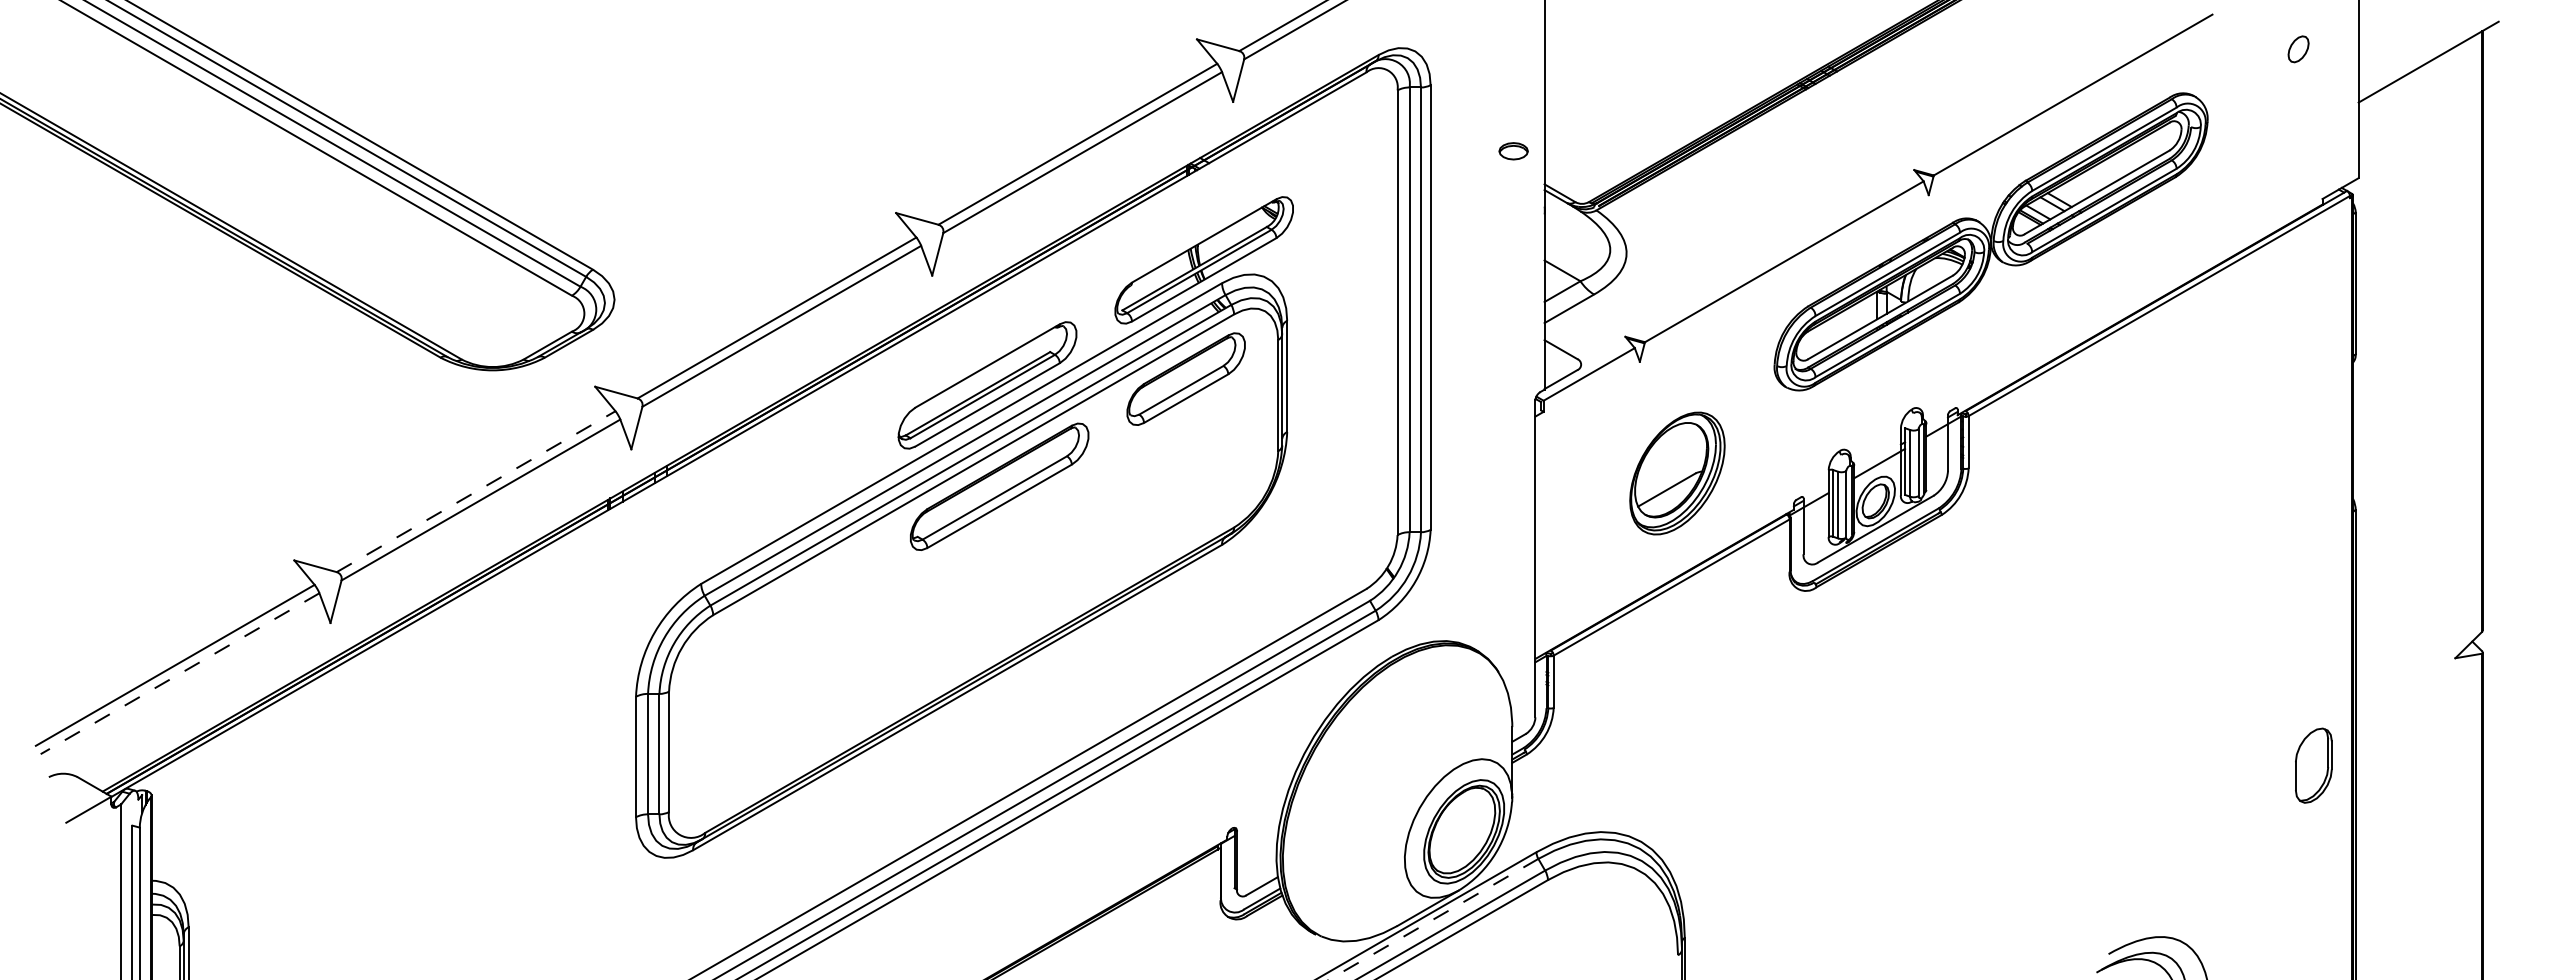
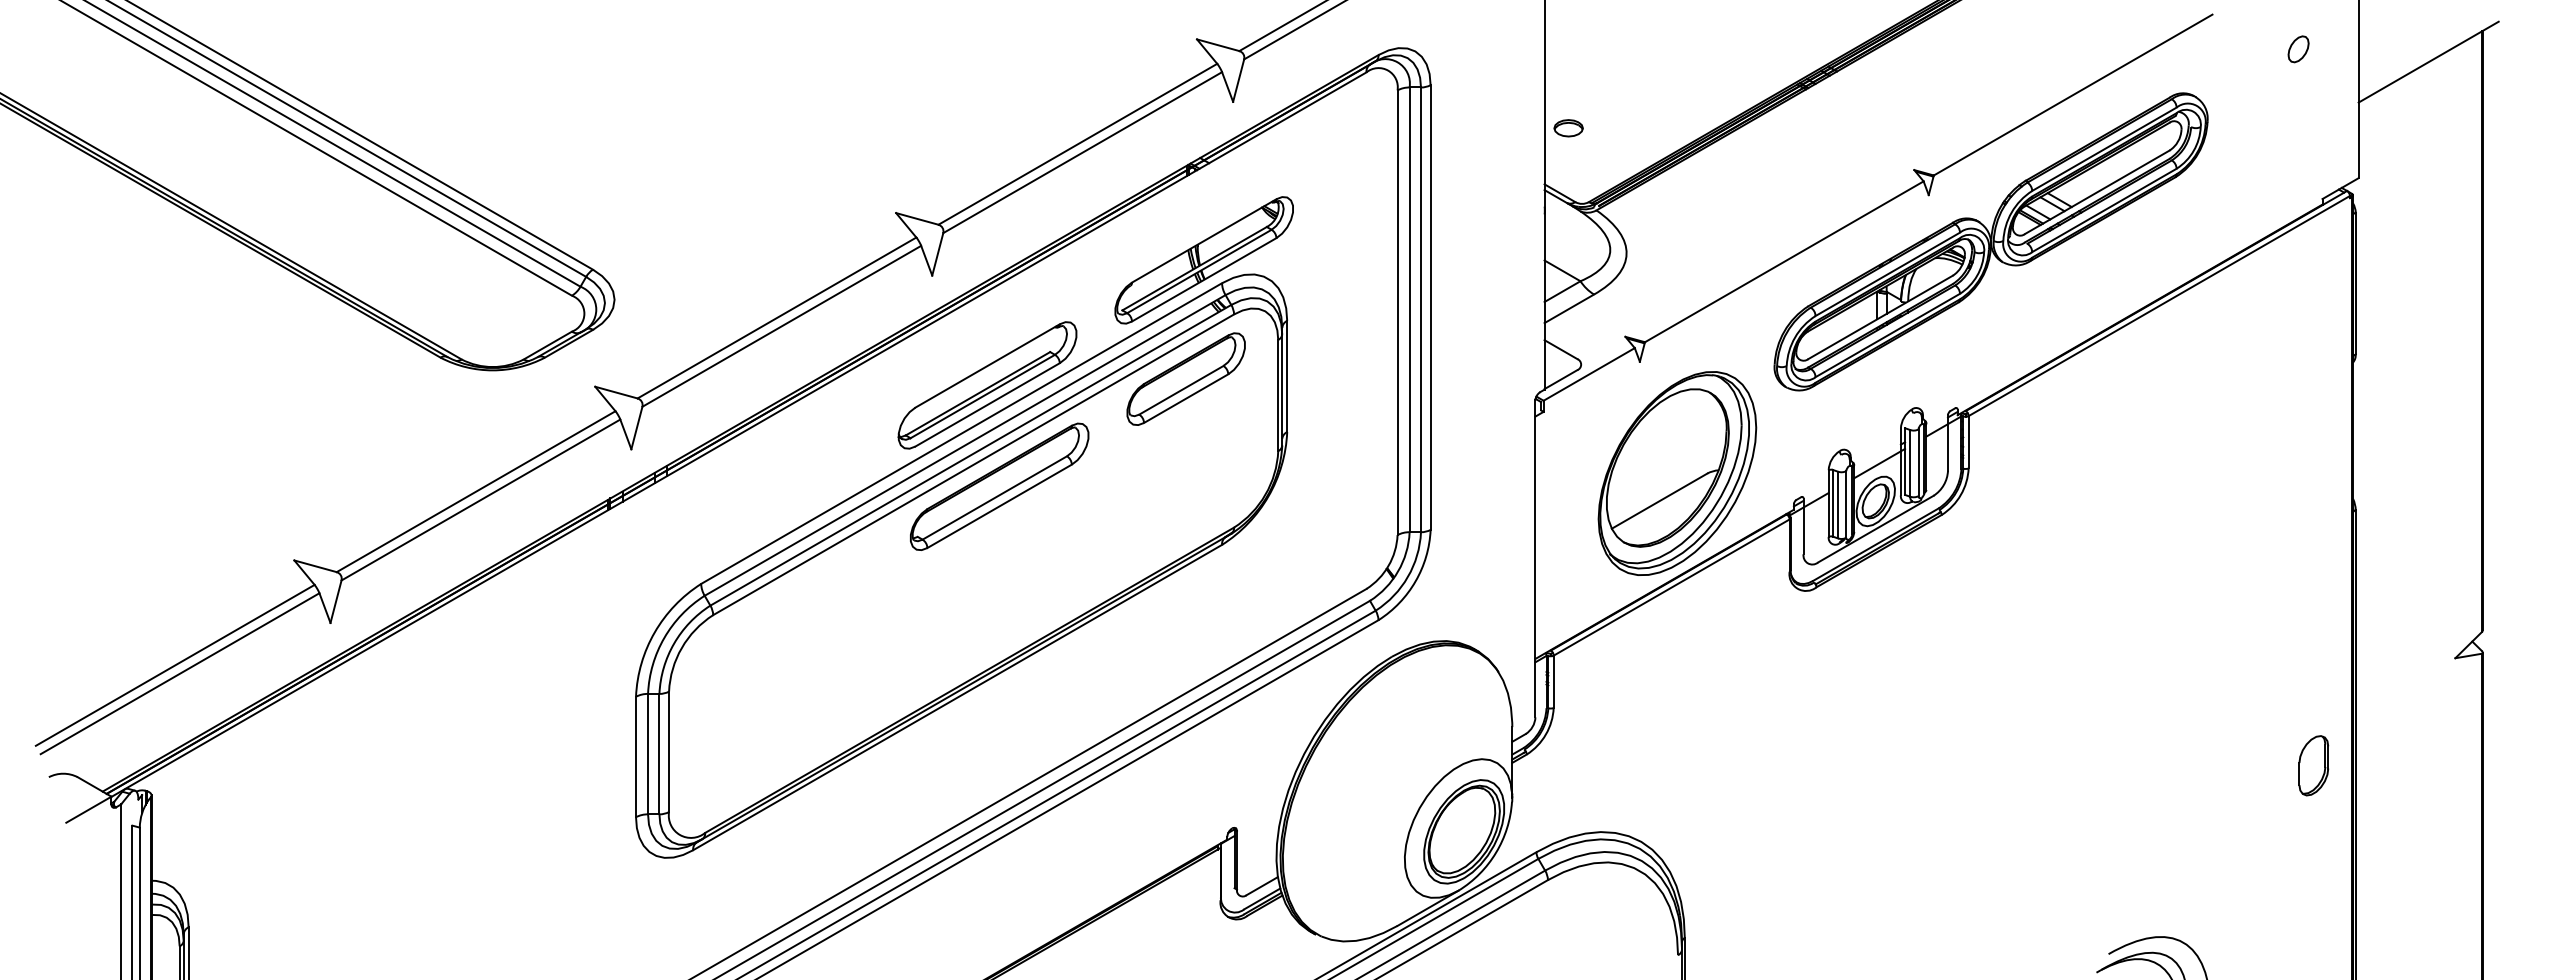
part position: (1513, 151) -> (1568, 128) (1568, 128)
part size: 97x125 px -> 161x205 px (1677, 473)
line: dashed -> solid (476, 491)
line: dashed -> solid (180, 673)
part size: 38x77 px -> 32x62 px (2313, 765)
line: dashed -> solid (1433, 919)
